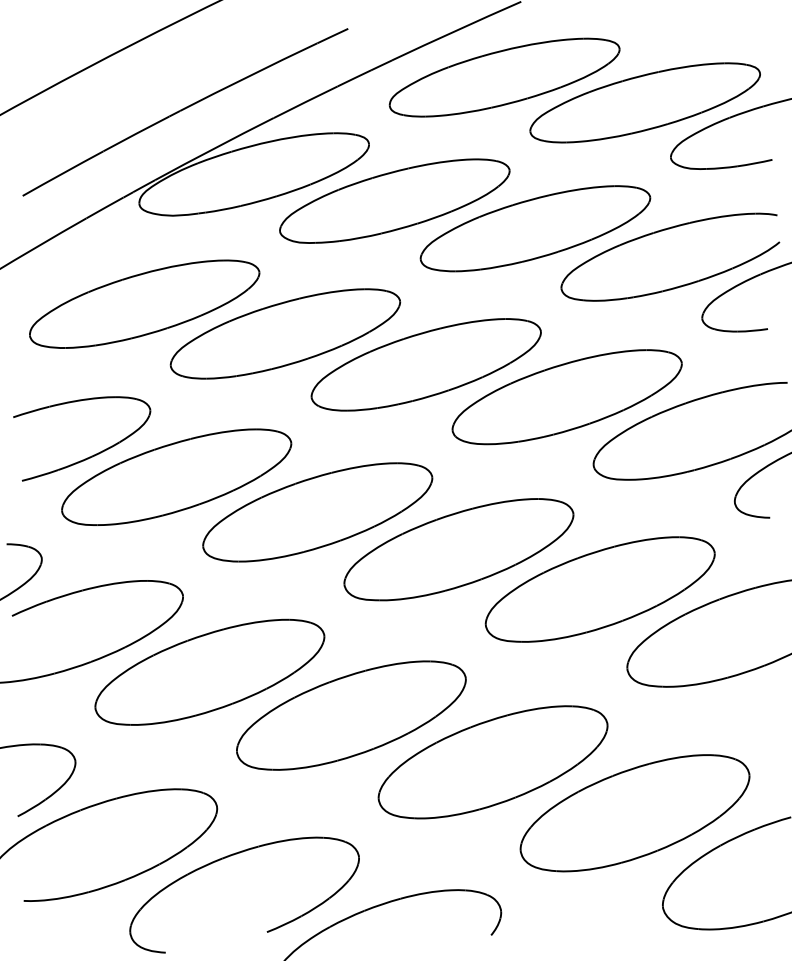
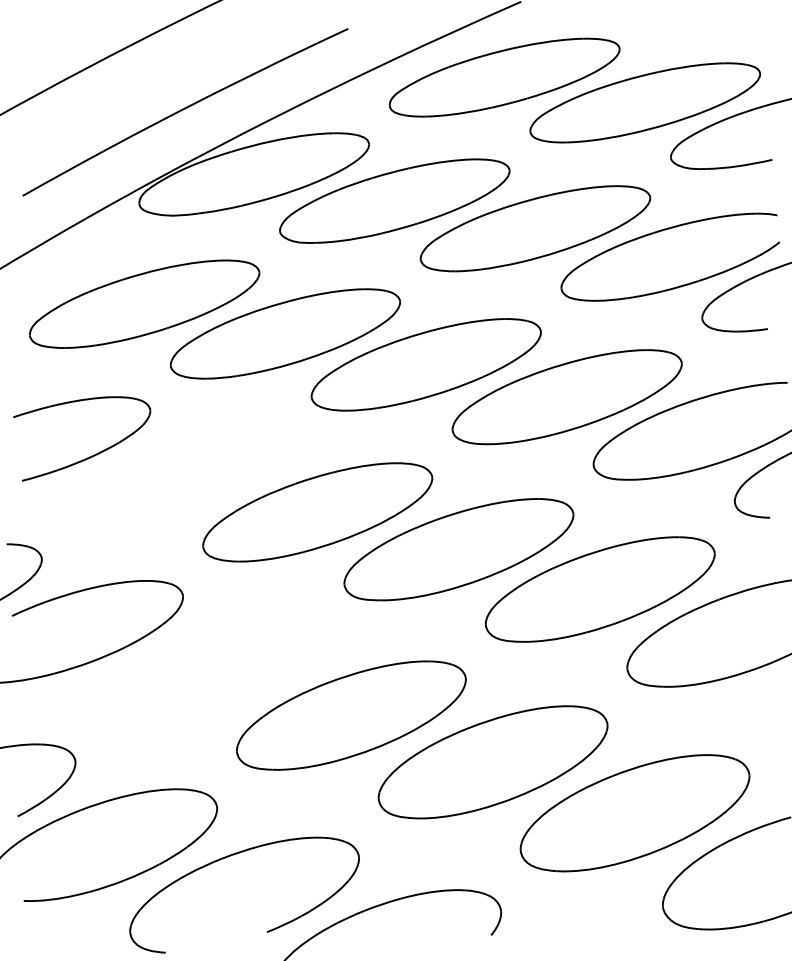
part: present -> none (176, 476)
part: present -> none (209, 671)
